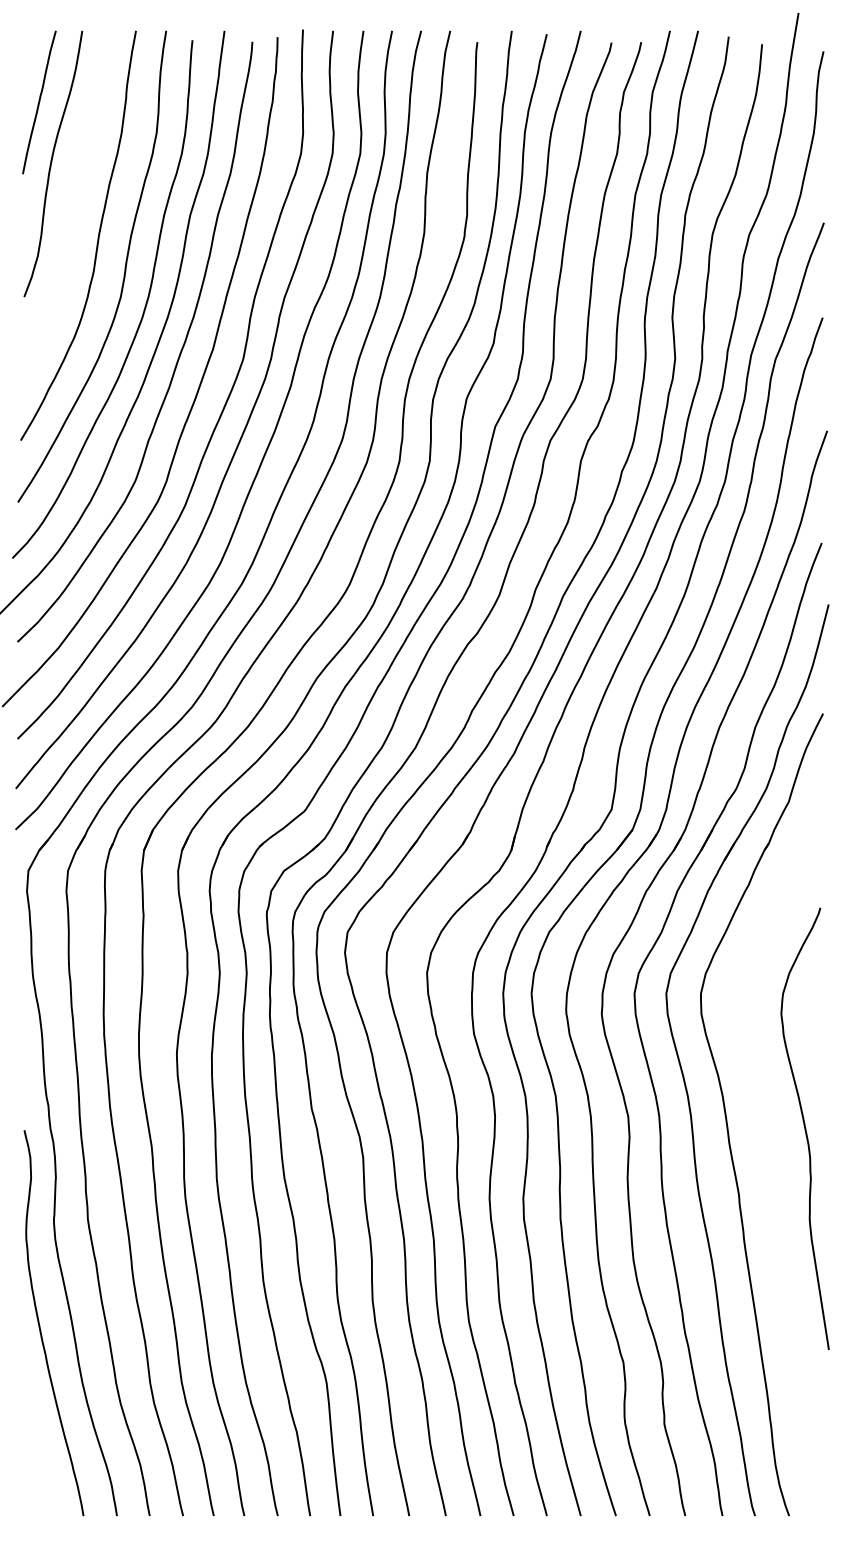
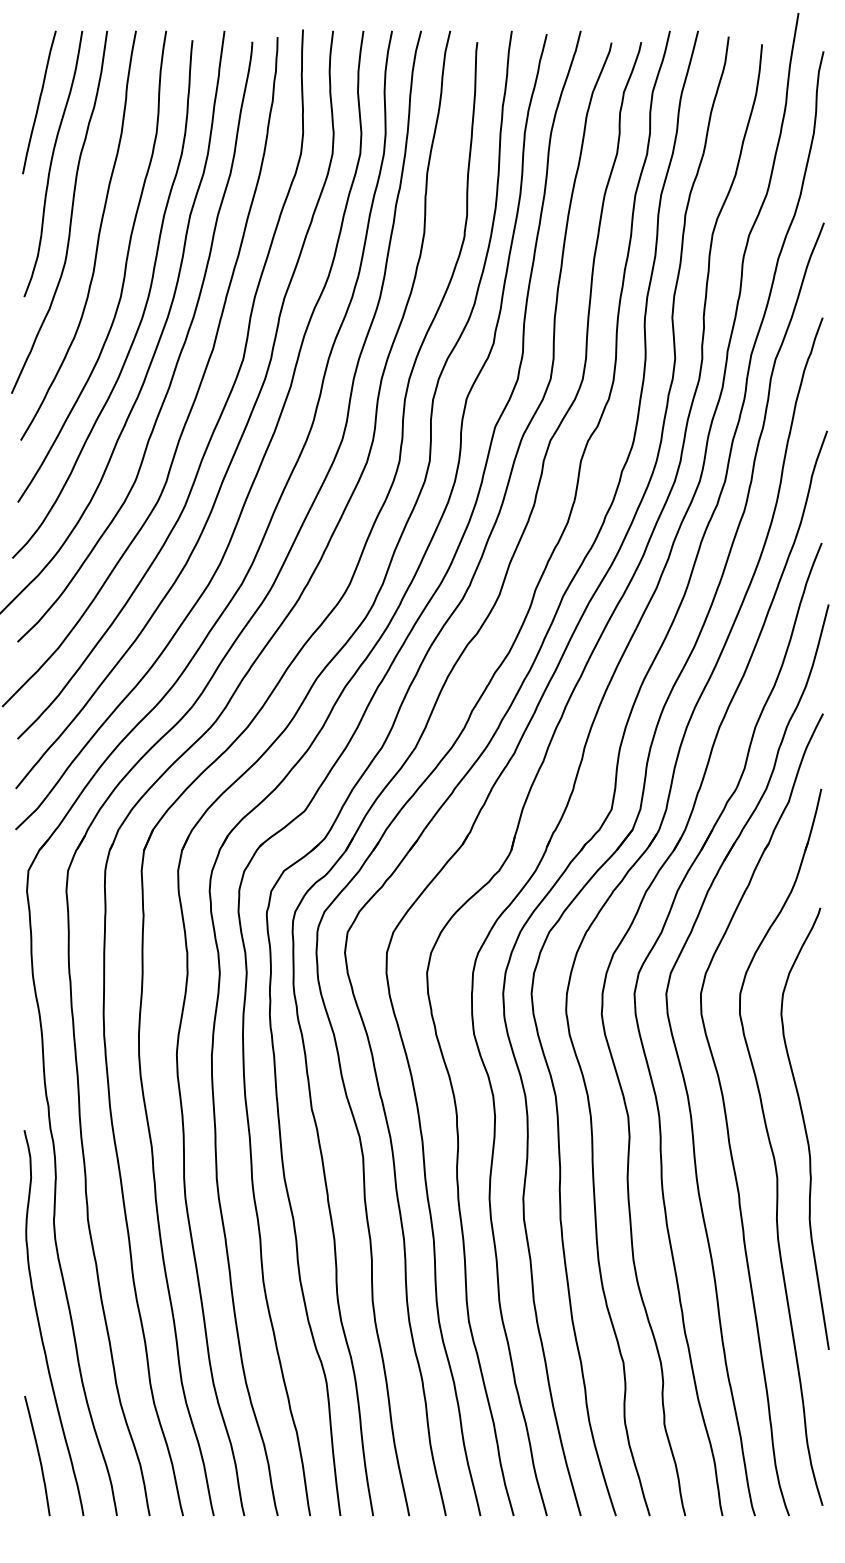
curve: none -> present (70, 214)
part: none -> present (772, 1147)
curve: none -> present (38, 1456)
